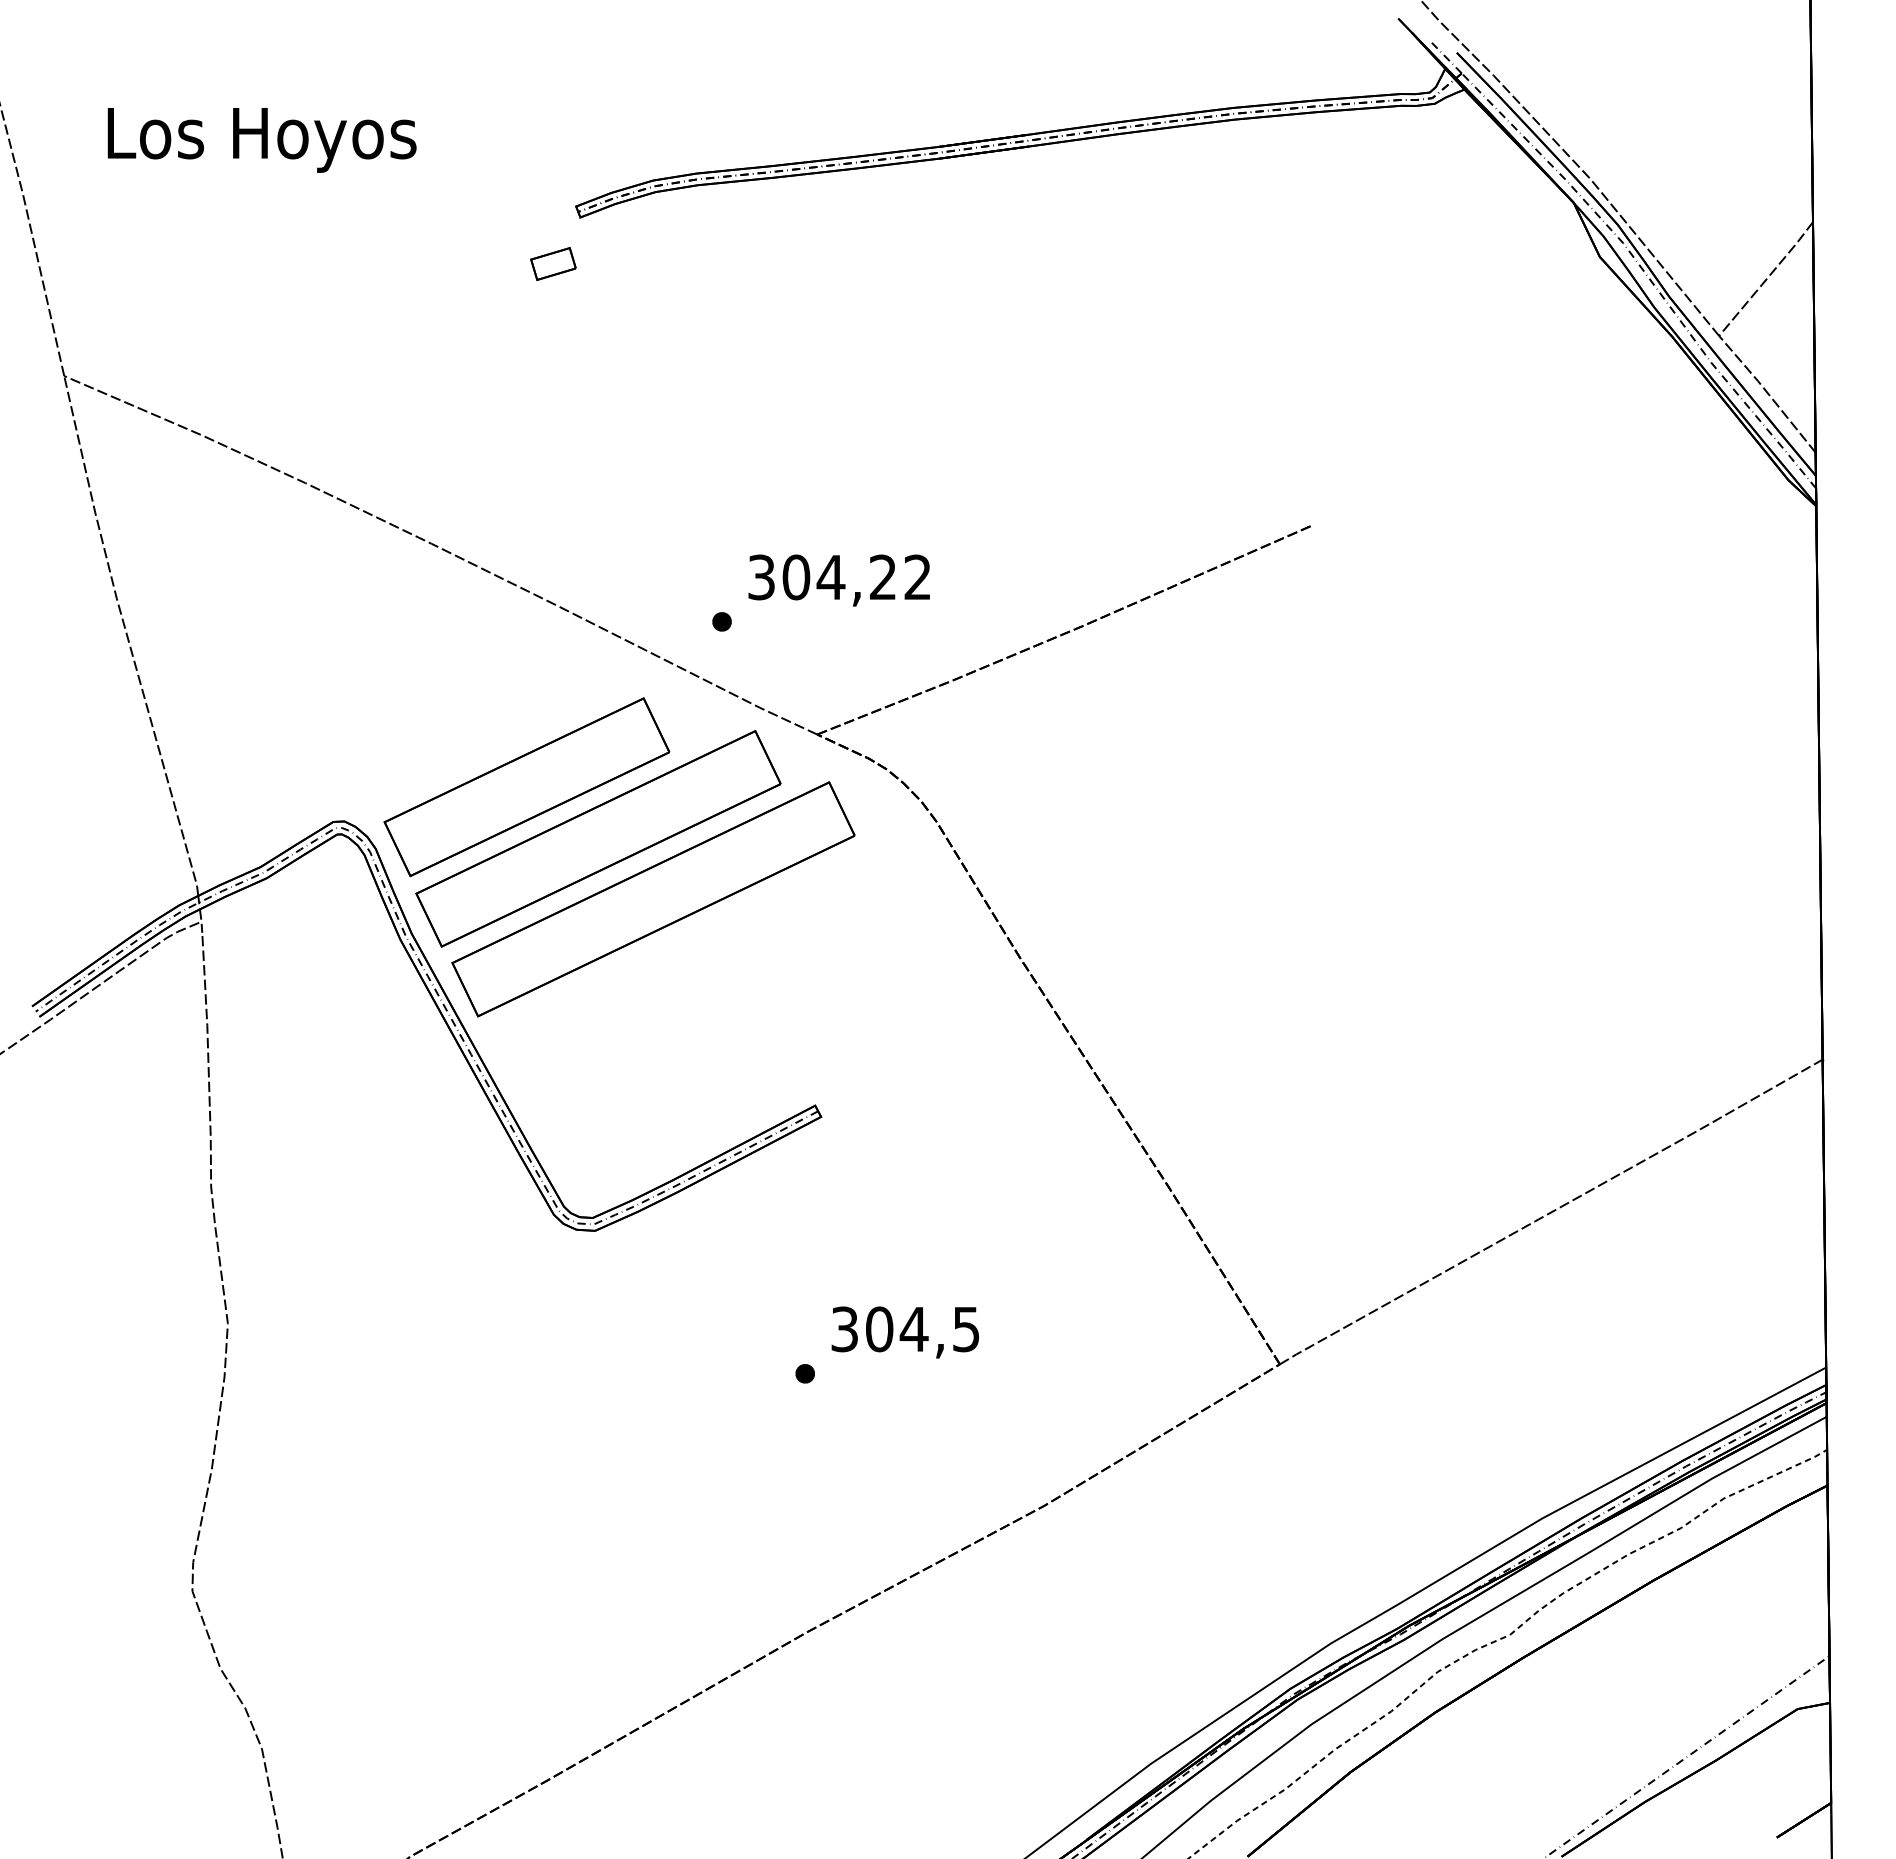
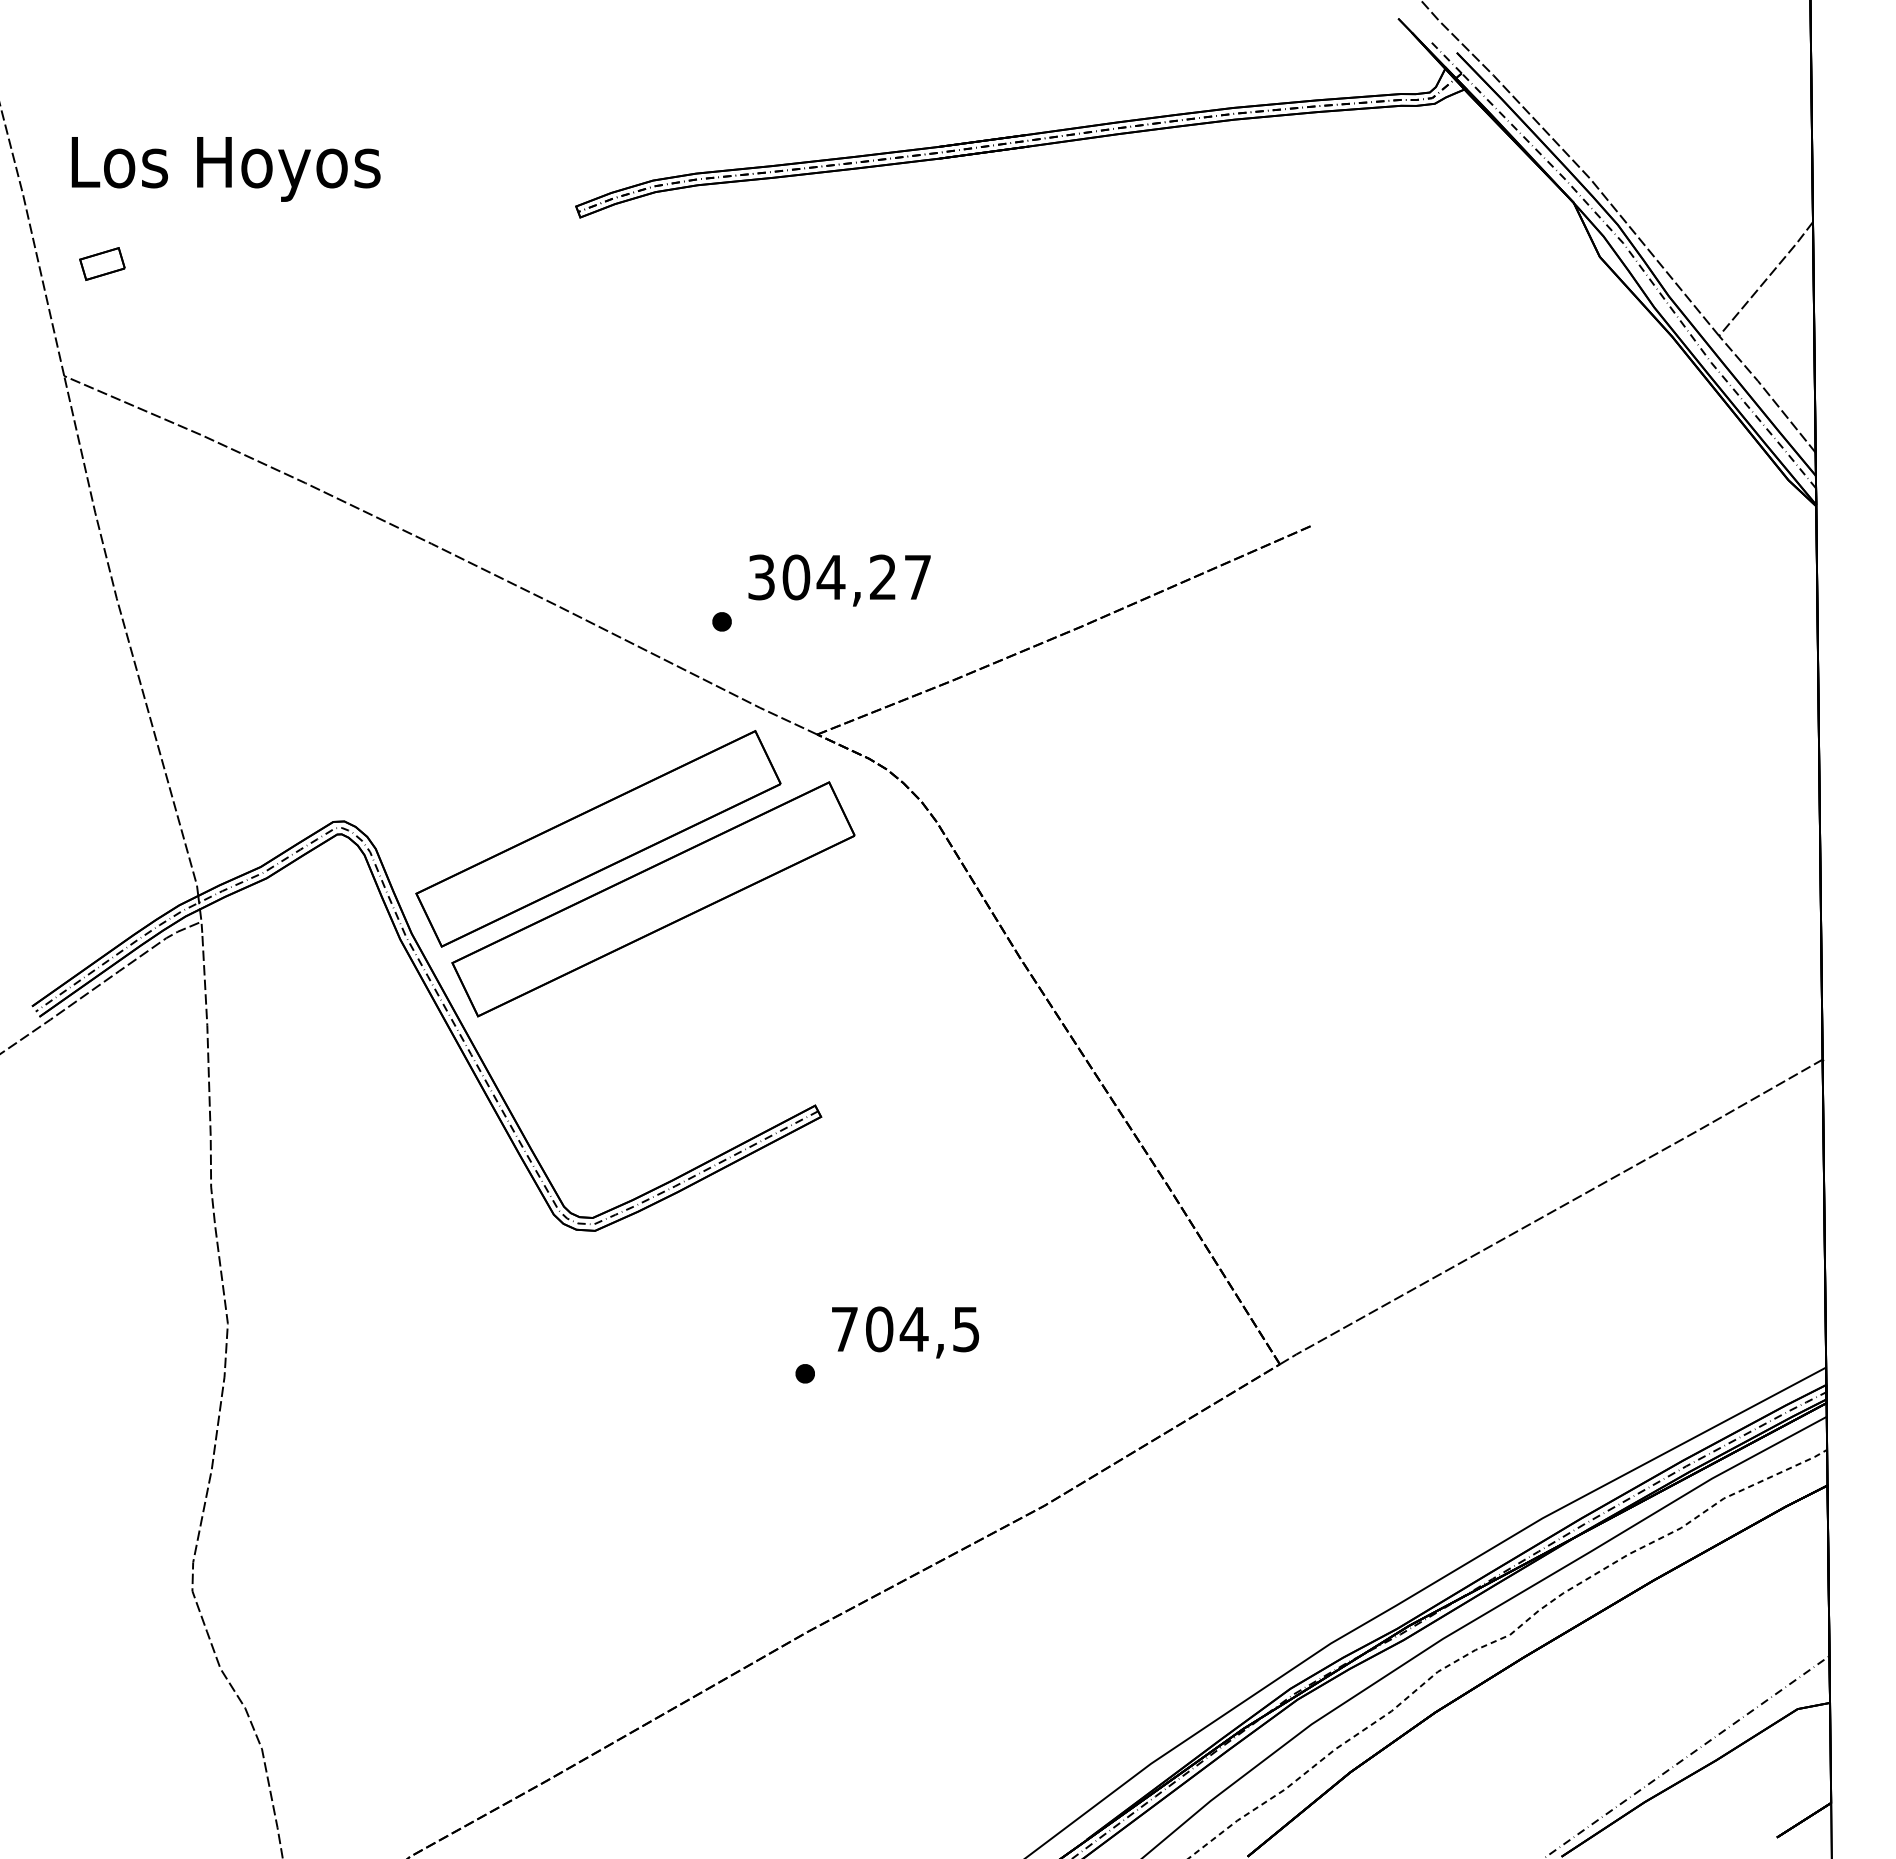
text position: (261, 140) -> (225, 169) (225, 169)
part position: (553, 263) -> (102, 263) (102, 263)
text: 304,22 -> 304,27 (917, 576)
part: present -> none (526, 787)
text: 304,5 -> 704,5 (844, 1329)
